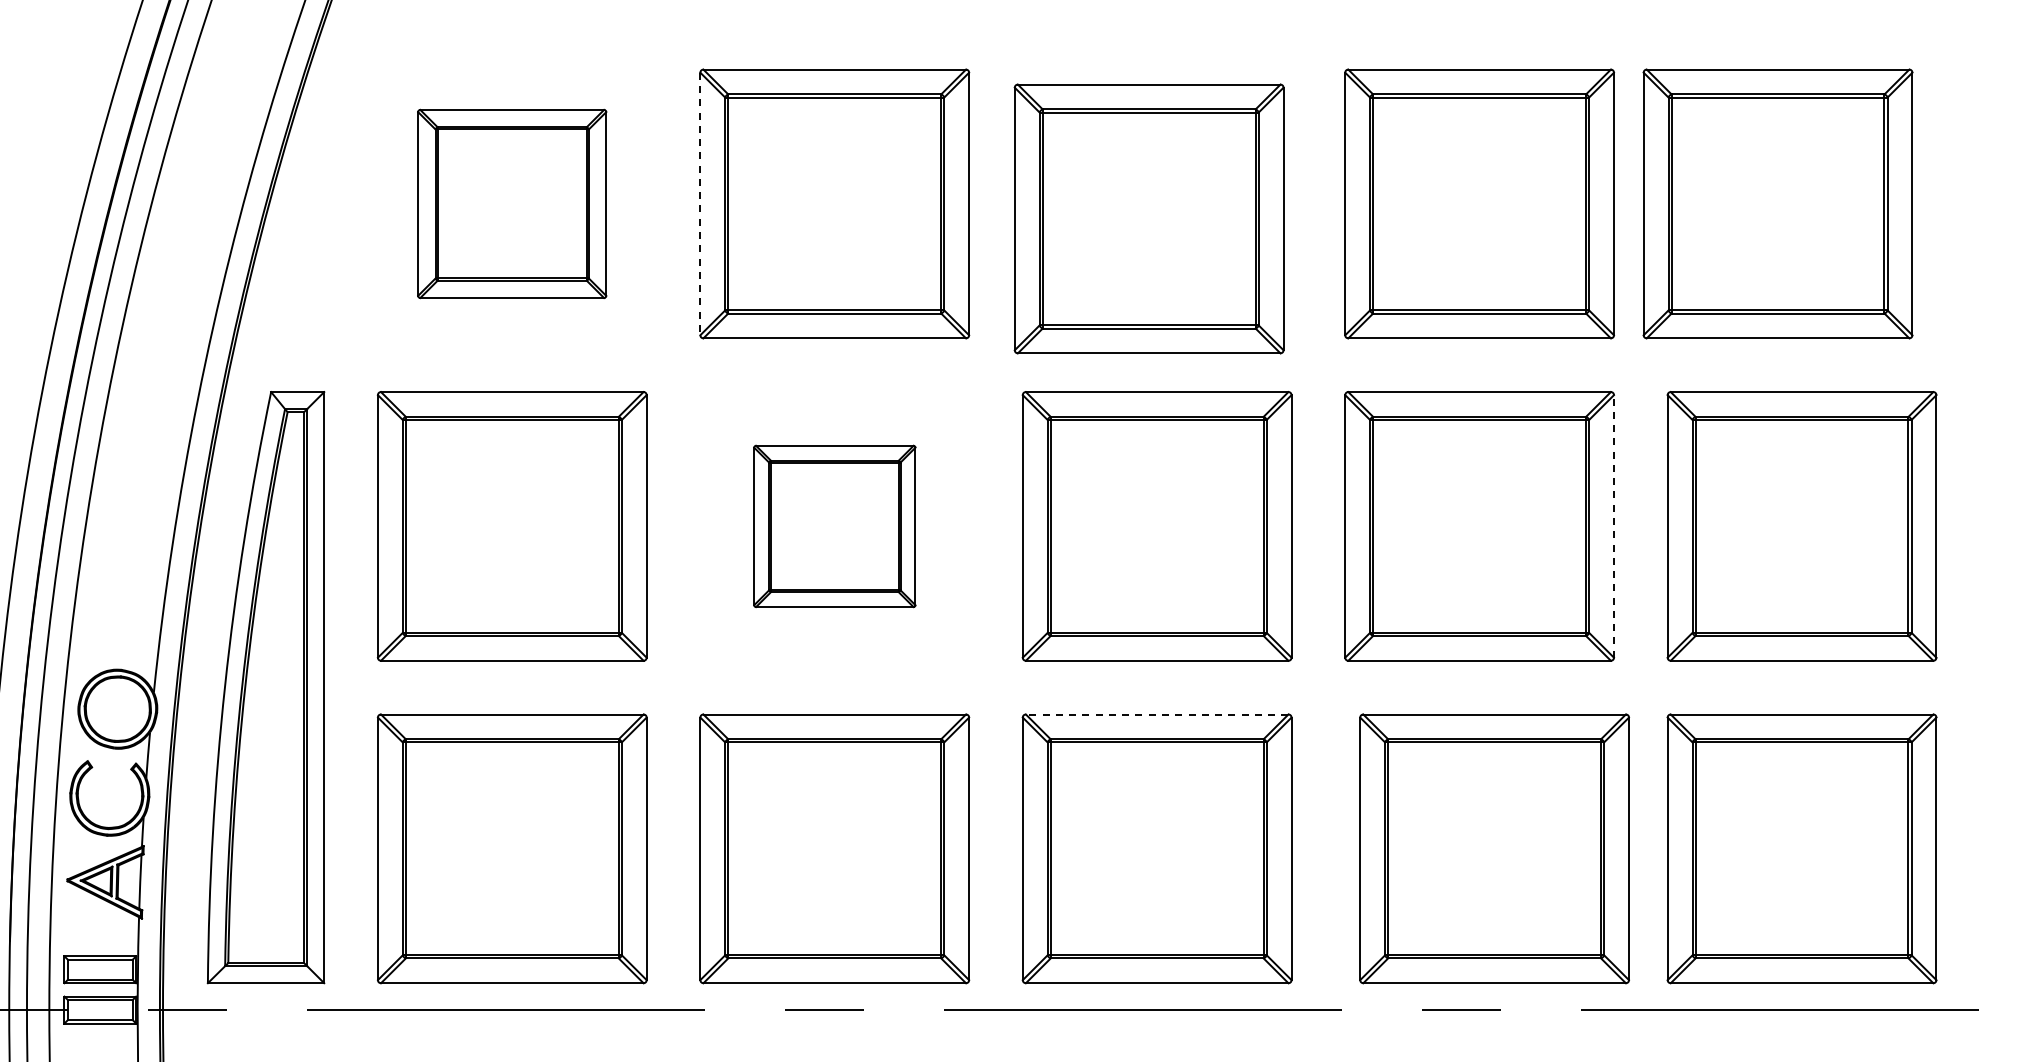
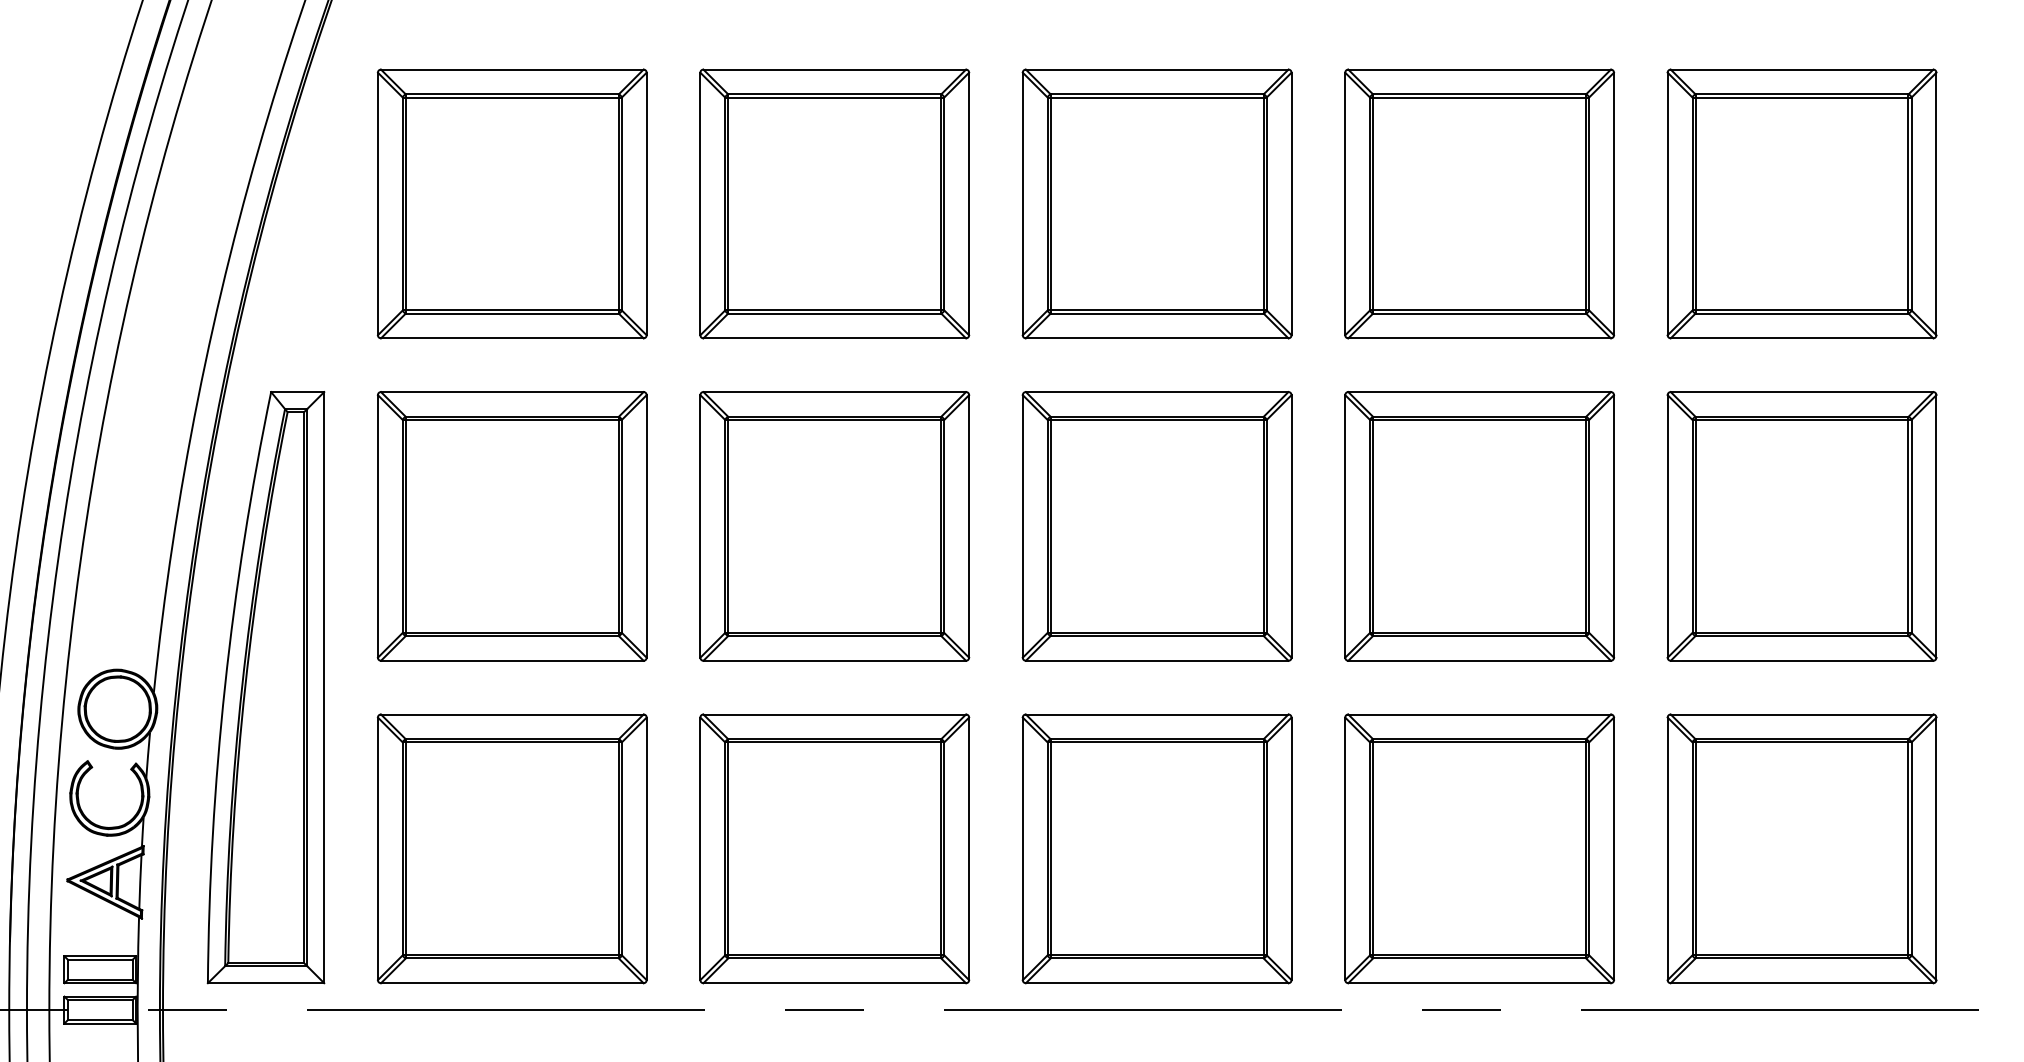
part size: 191x192 px -> 272x272 px (511, 203)
part position: (1777, 203) -> (1801, 203) (1801, 203)
line: dashed -> solid (700, 204)
part position: (1148, 218) -> (1156, 203) (1156, 203)
line: dashed -> solid (1613, 525)
part size: 164x165 px -> 272x271 px (834, 526)
line: dashed -> solid (1156, 714)
part position: (1494, 848) -> (1479, 848) (1479, 848)
